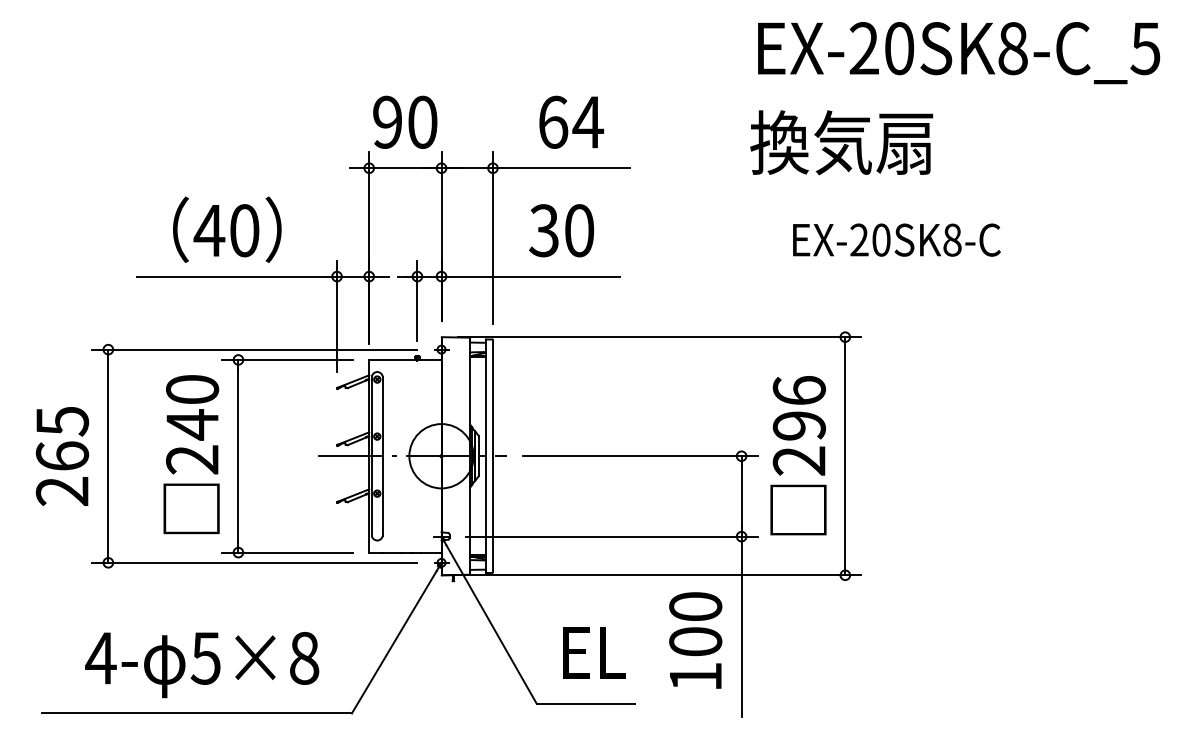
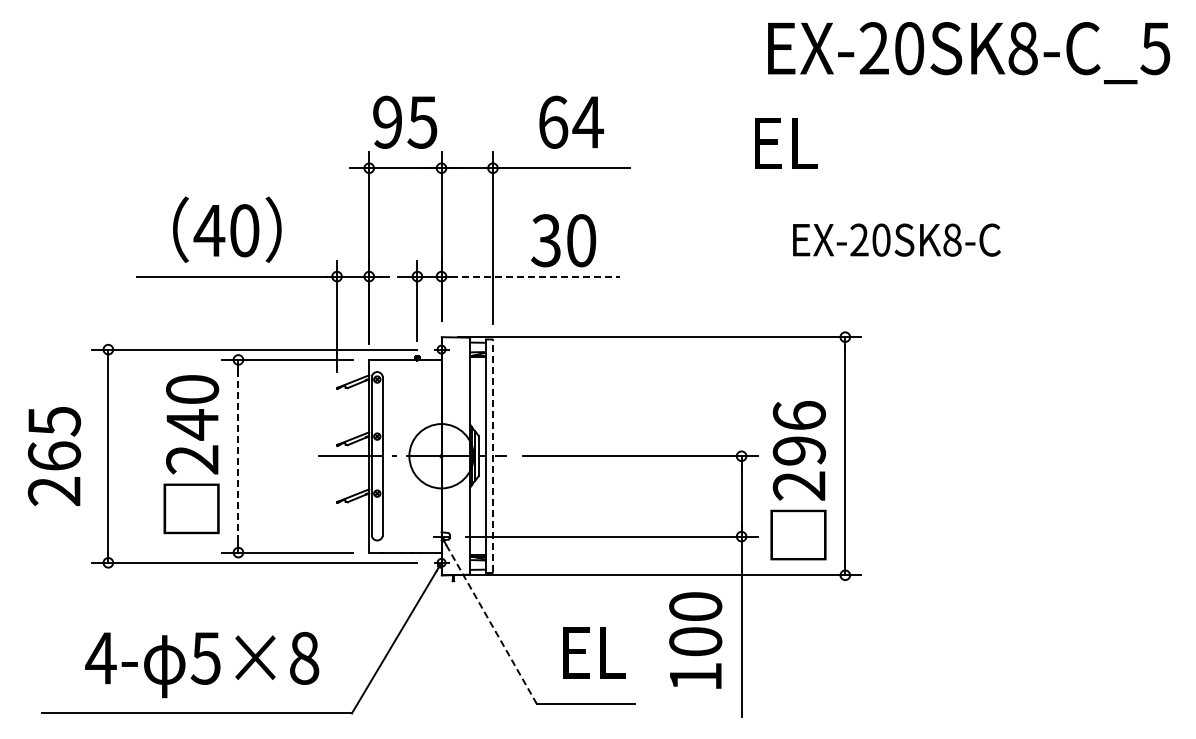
text position: (959, 53) -> (969, 53) (969, 53)
text: 90 -> 95 (422, 121)
text: 換気扇 -> EL (841, 142)
text position: (561, 230) -> (563, 240) (563, 240)
line: solid -> dashed (535, 276)
text position: (798, 455) -> (798, 480) (798, 480)
text position: (62, 456) -> (54, 456) (54, 456)
line: solid -> dashed (238, 456)
line: solid -> dashed (492, 456)
line: solid -> dashed (491, 624)
